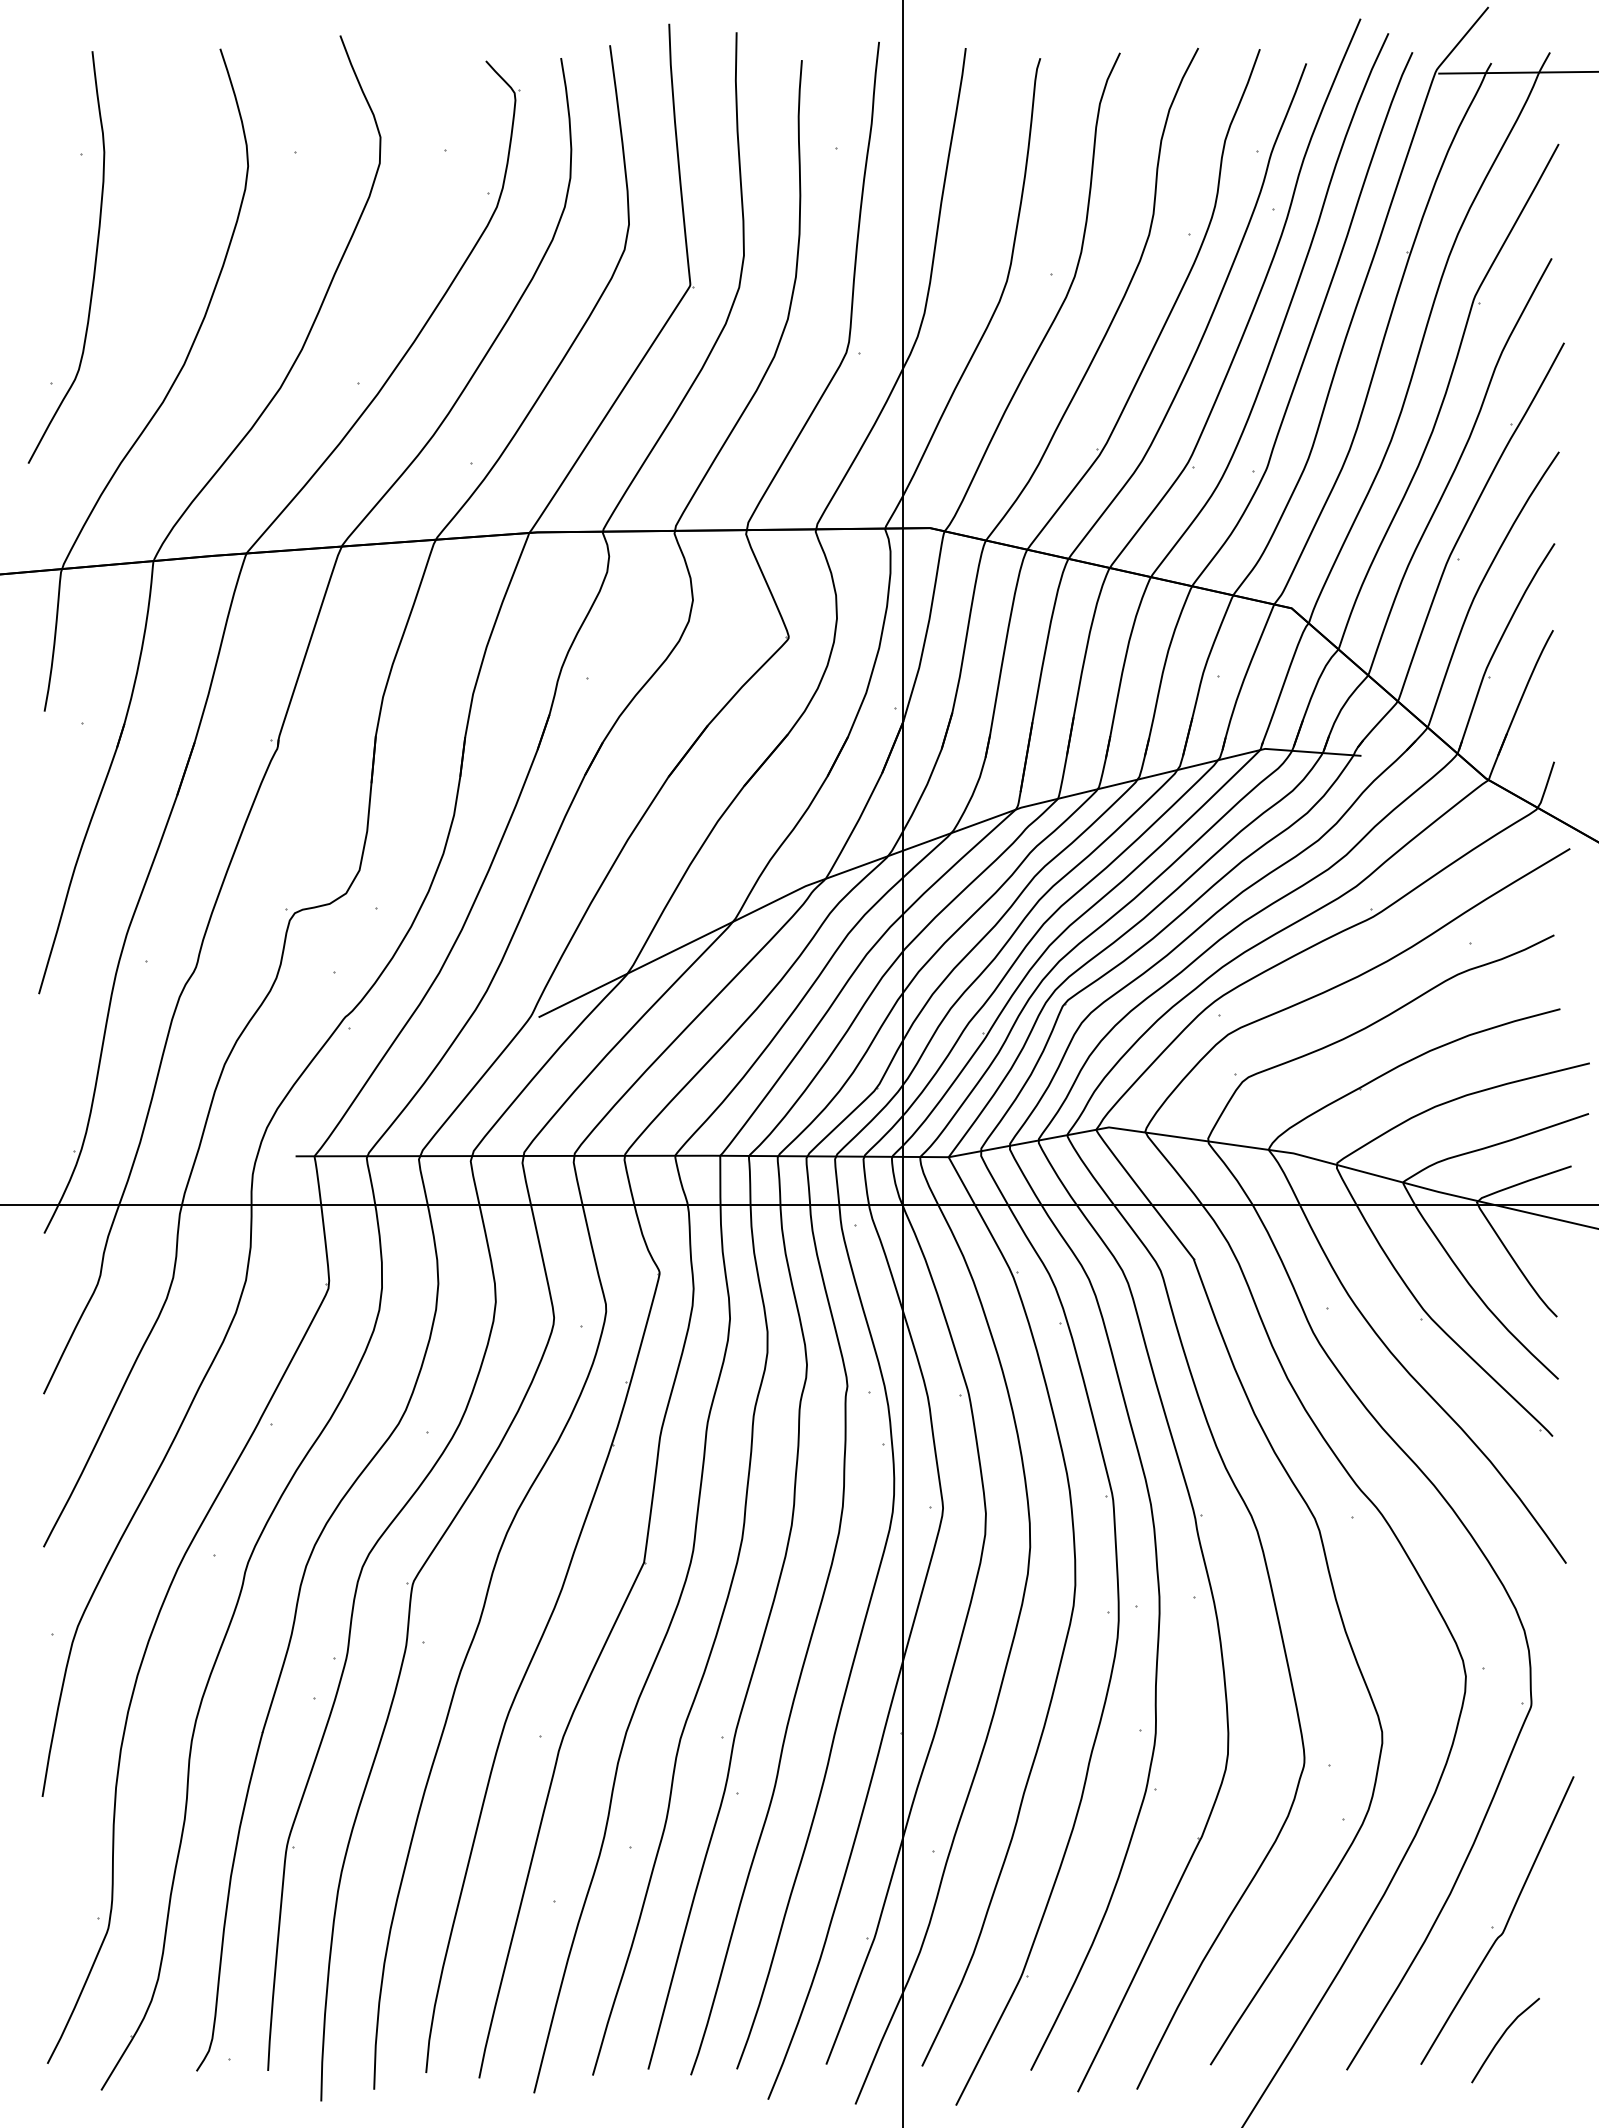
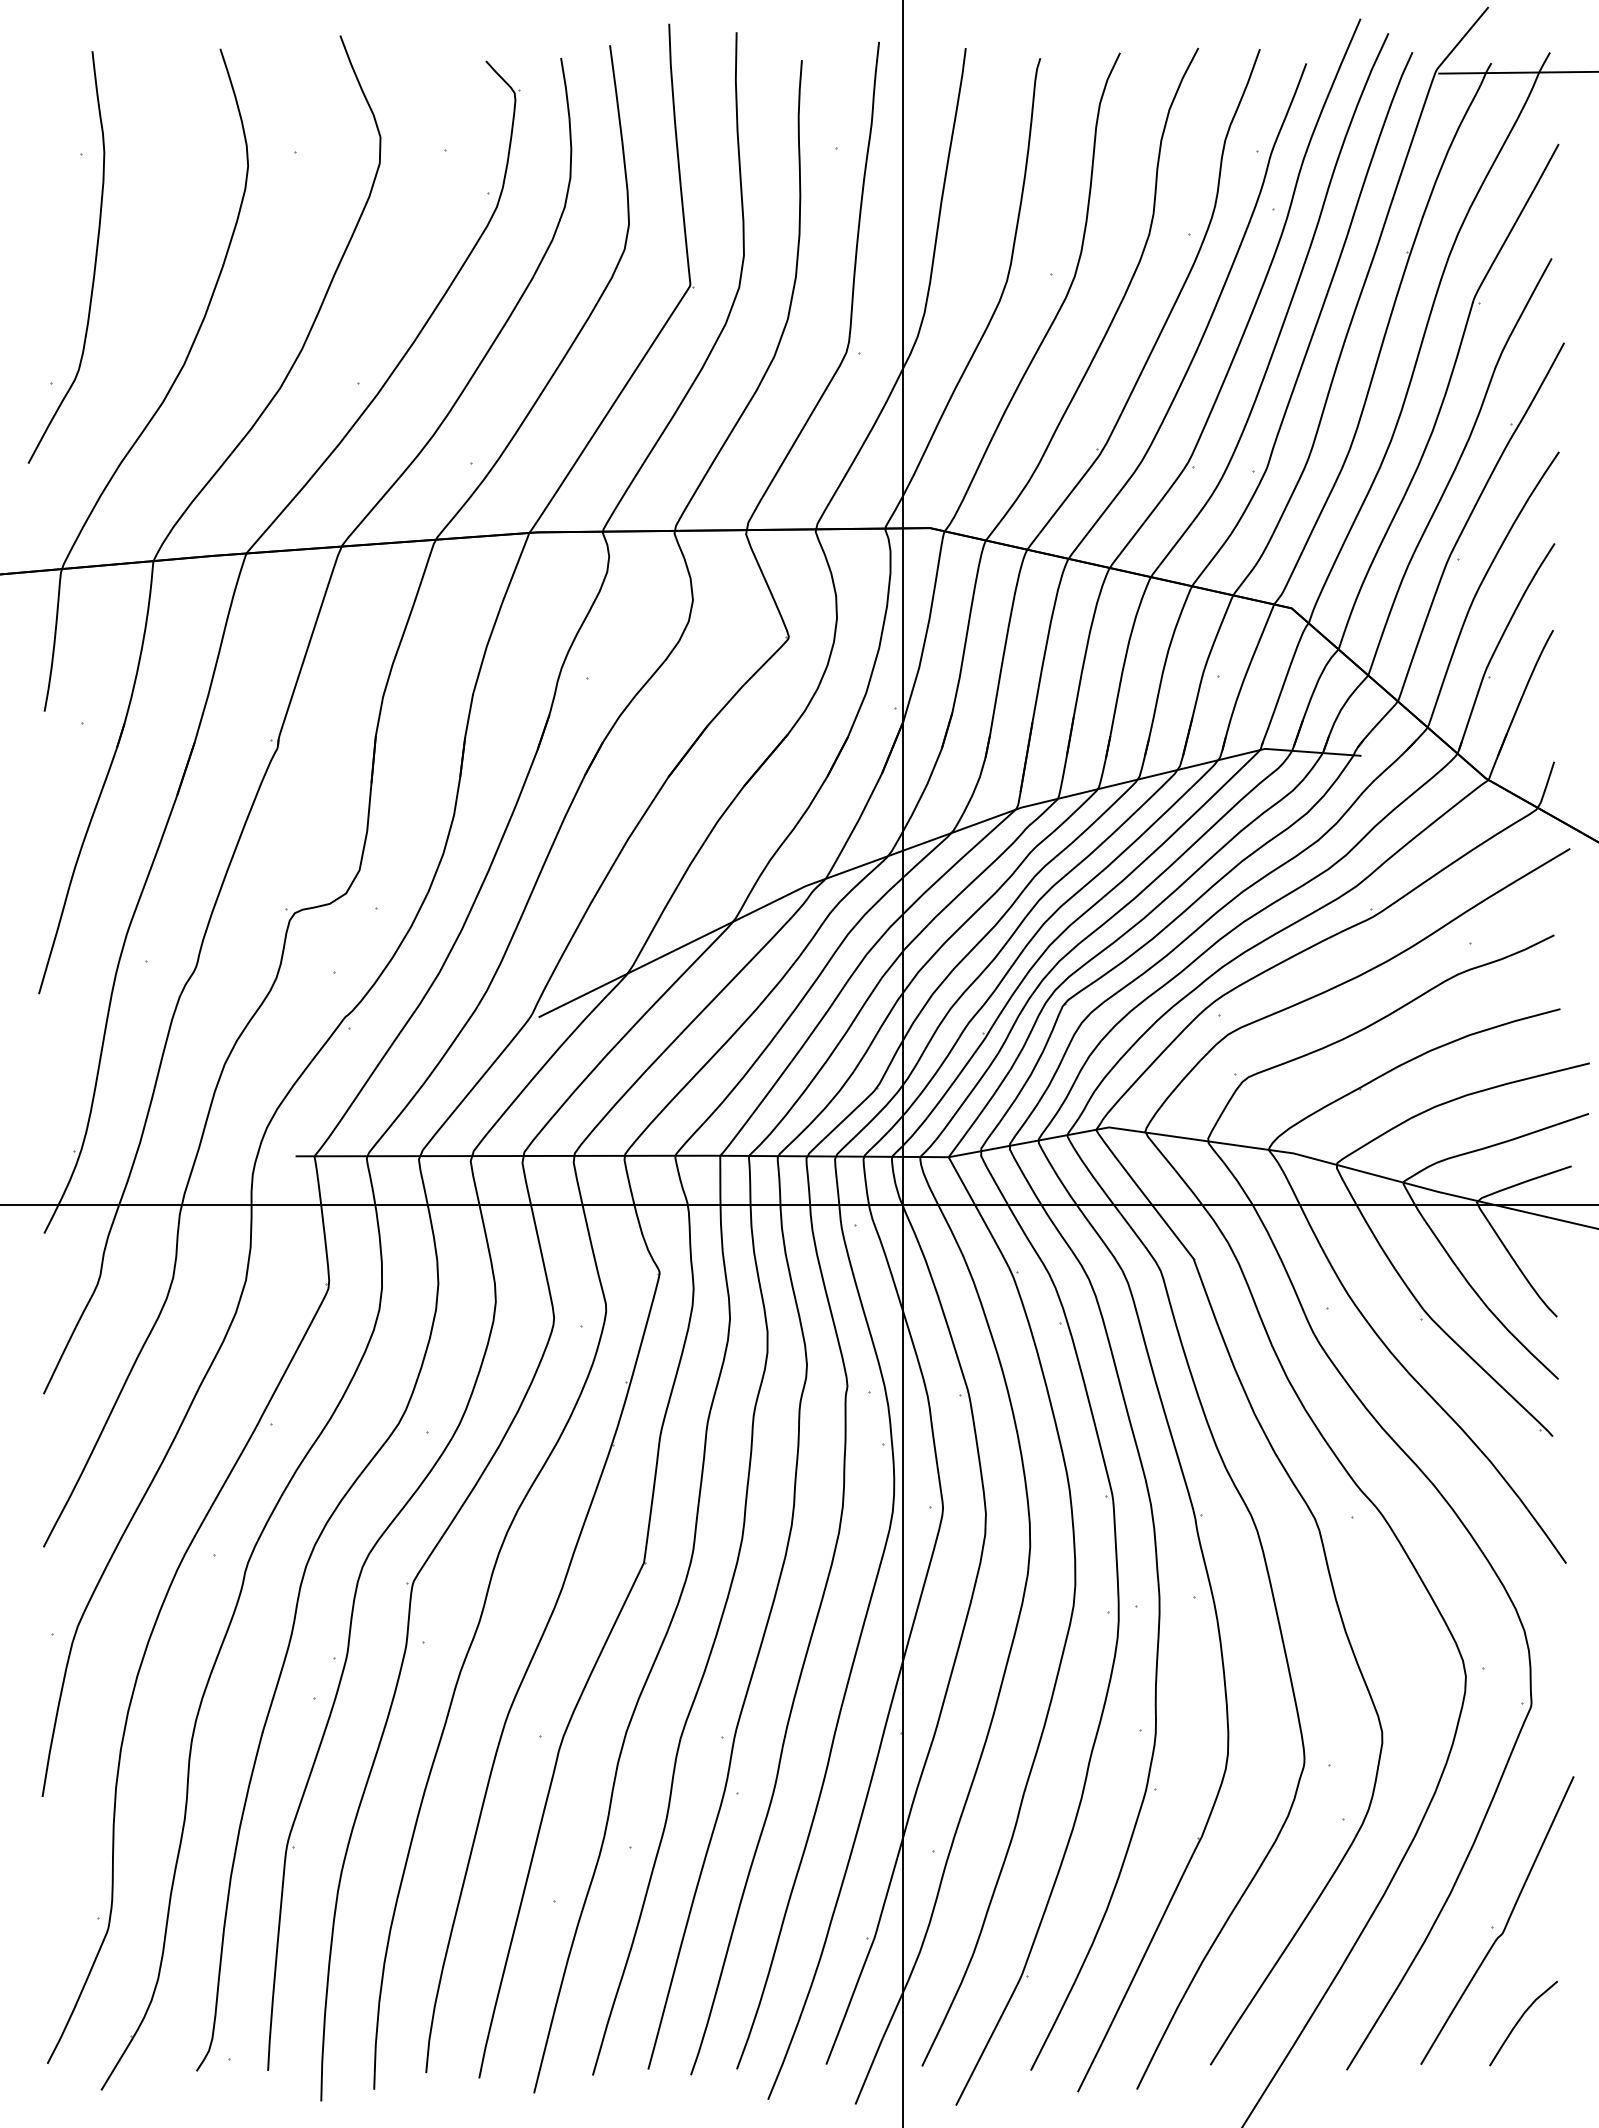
curve position: (1502, 2037) -> (1520, 2020) (1520, 2020)
